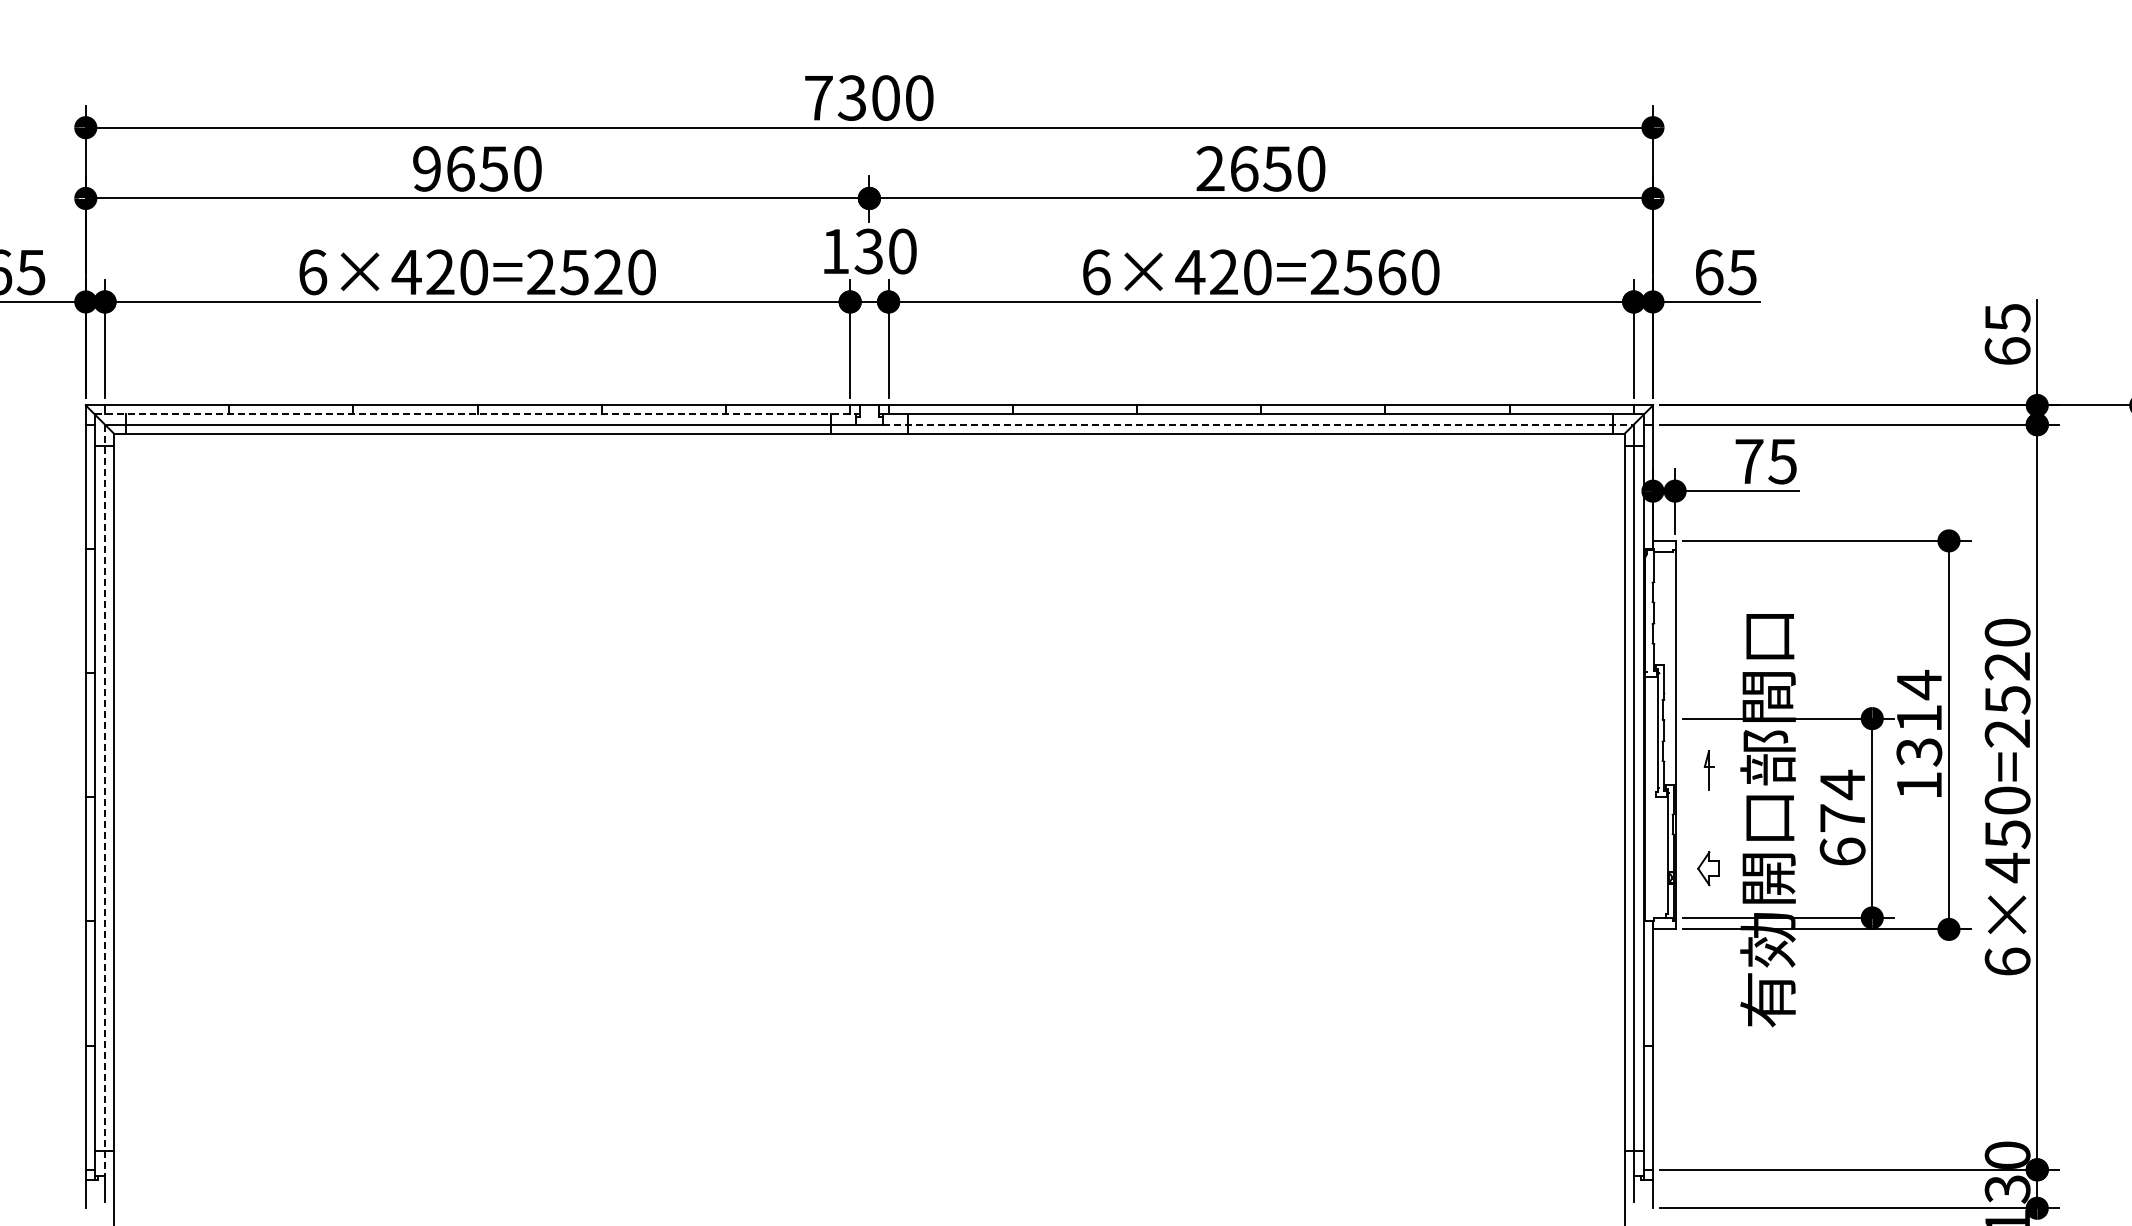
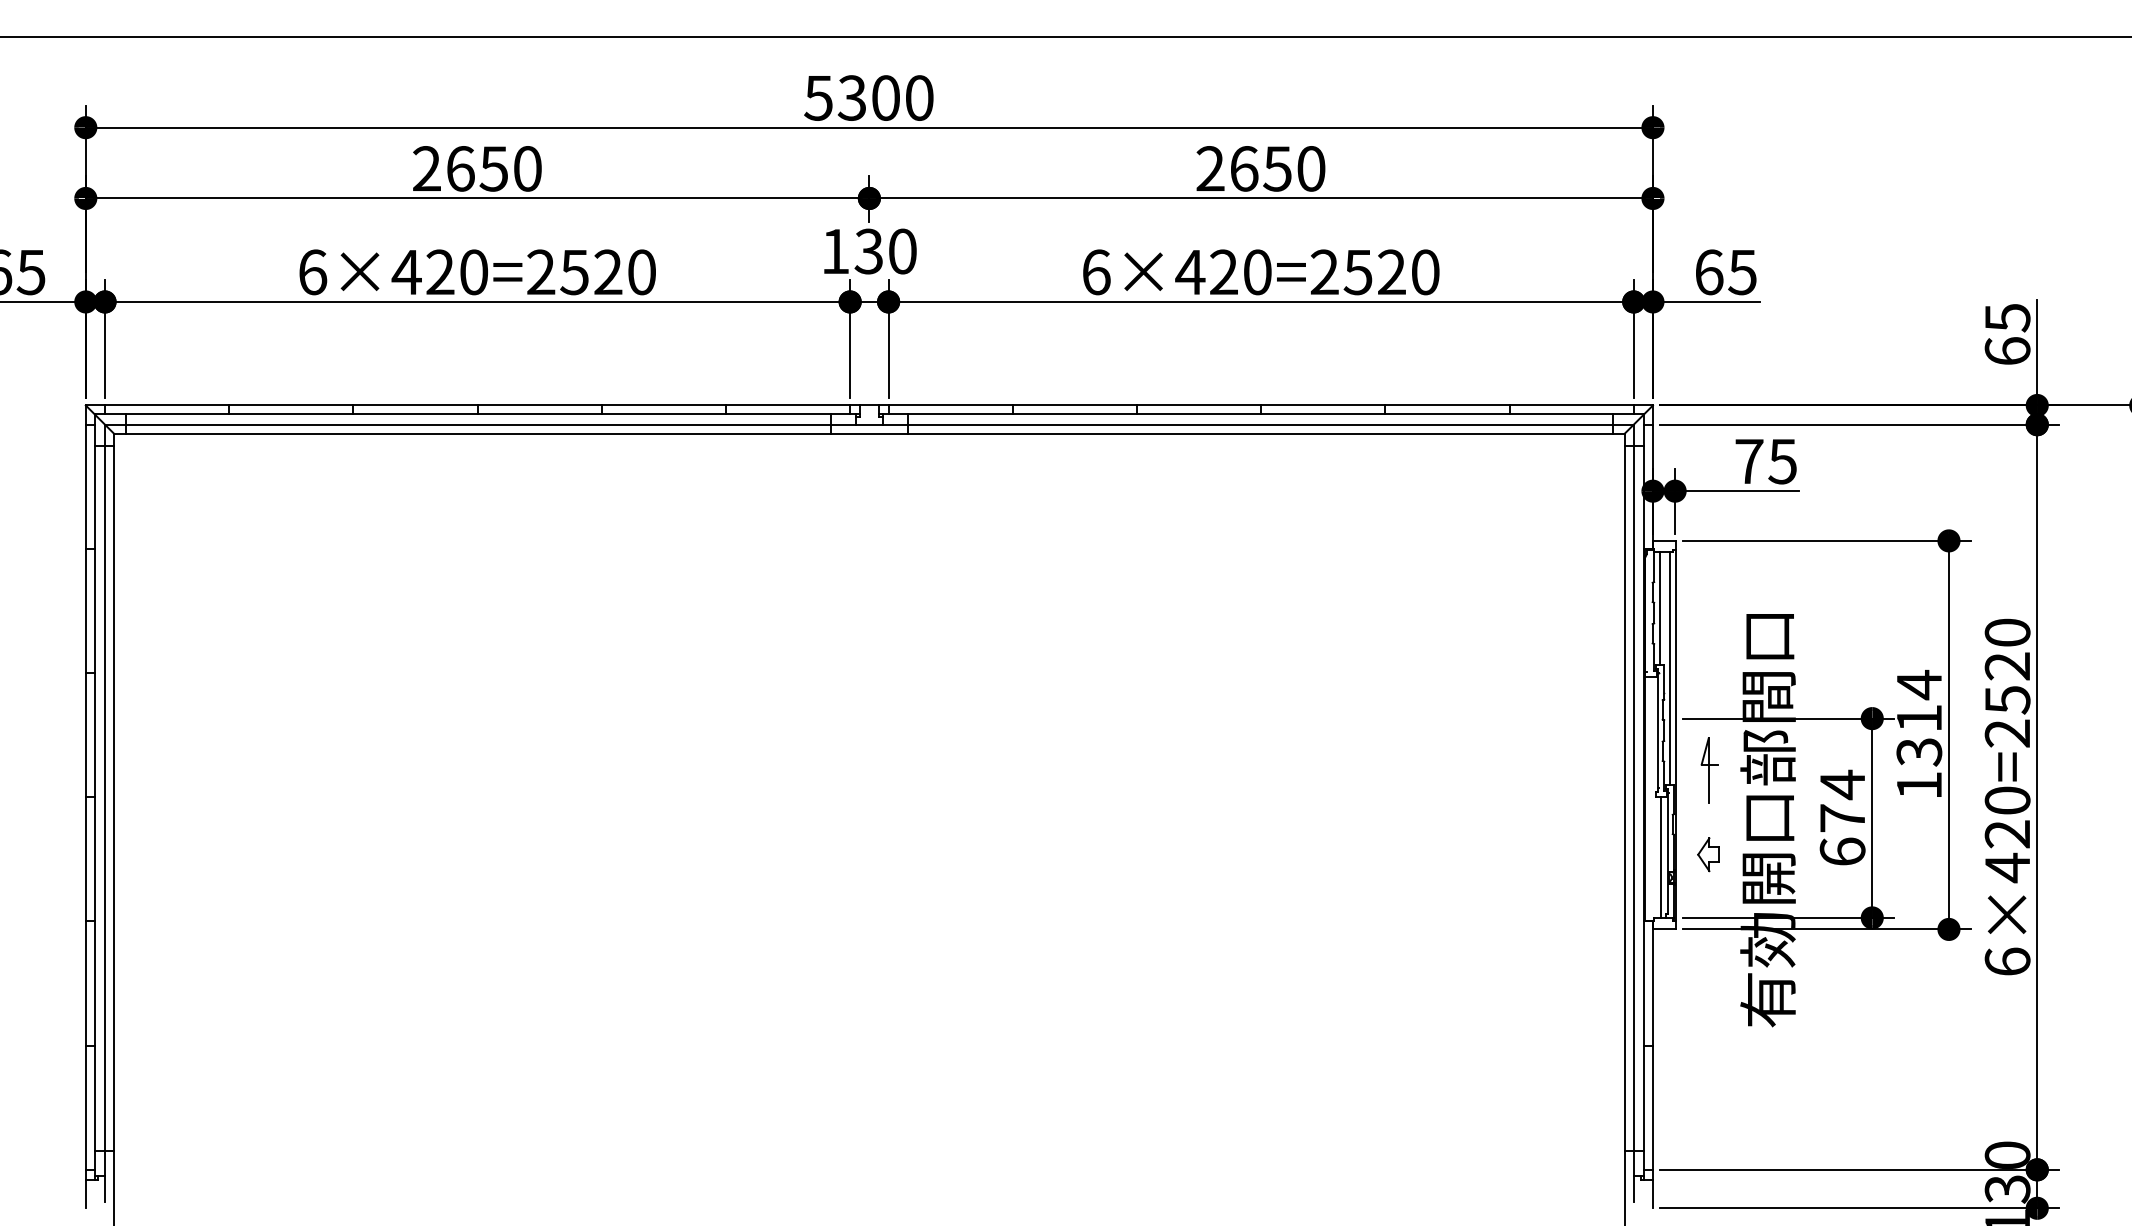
line: none -> present (1065, 36)
text: 7300 -> 5300 (818, 98)
text: 9650 -> 2650 (426, 168)
text: 6×420=2560 -> 6×420=2520 (1392, 272)
line: dashed -> solid (477, 414)
line: dashed -> solid (1258, 424)
line: none -> present (1659, 608)
line: none -> present (1669, 668)
part size: 12x41 px -> 19x67 px (1709, 770)
line: dashed -> solid (105, 800)
text: 6×450=2520 -> 6×420=2520 (2007, 834)
line: none -> present (1661, 856)
part position: (1708, 868) -> (1708, 854) (1708, 854)
